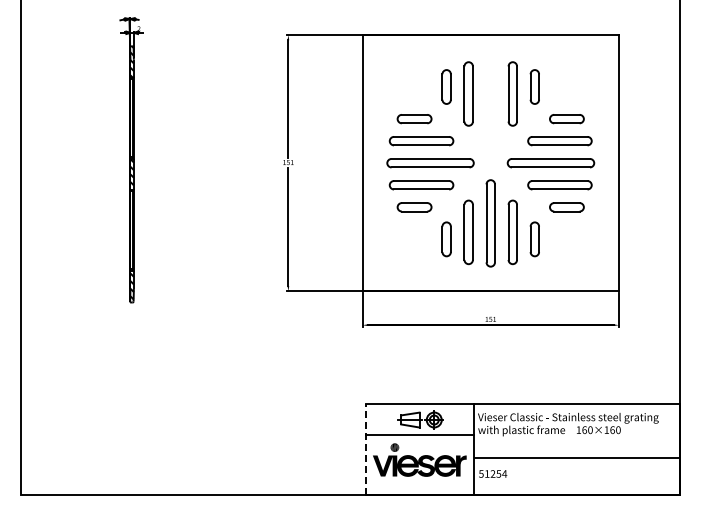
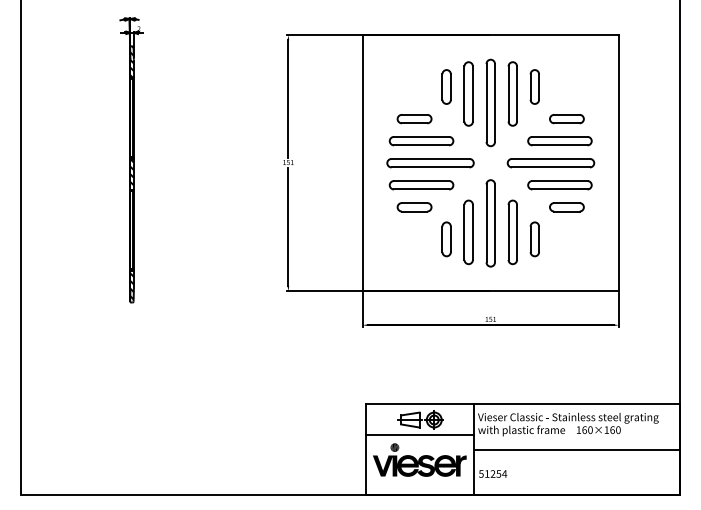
part: none -> present (490, 102)
line: dashed -> solid (365, 449)
line position: (576, 457) -> (576, 449) (576, 449)
